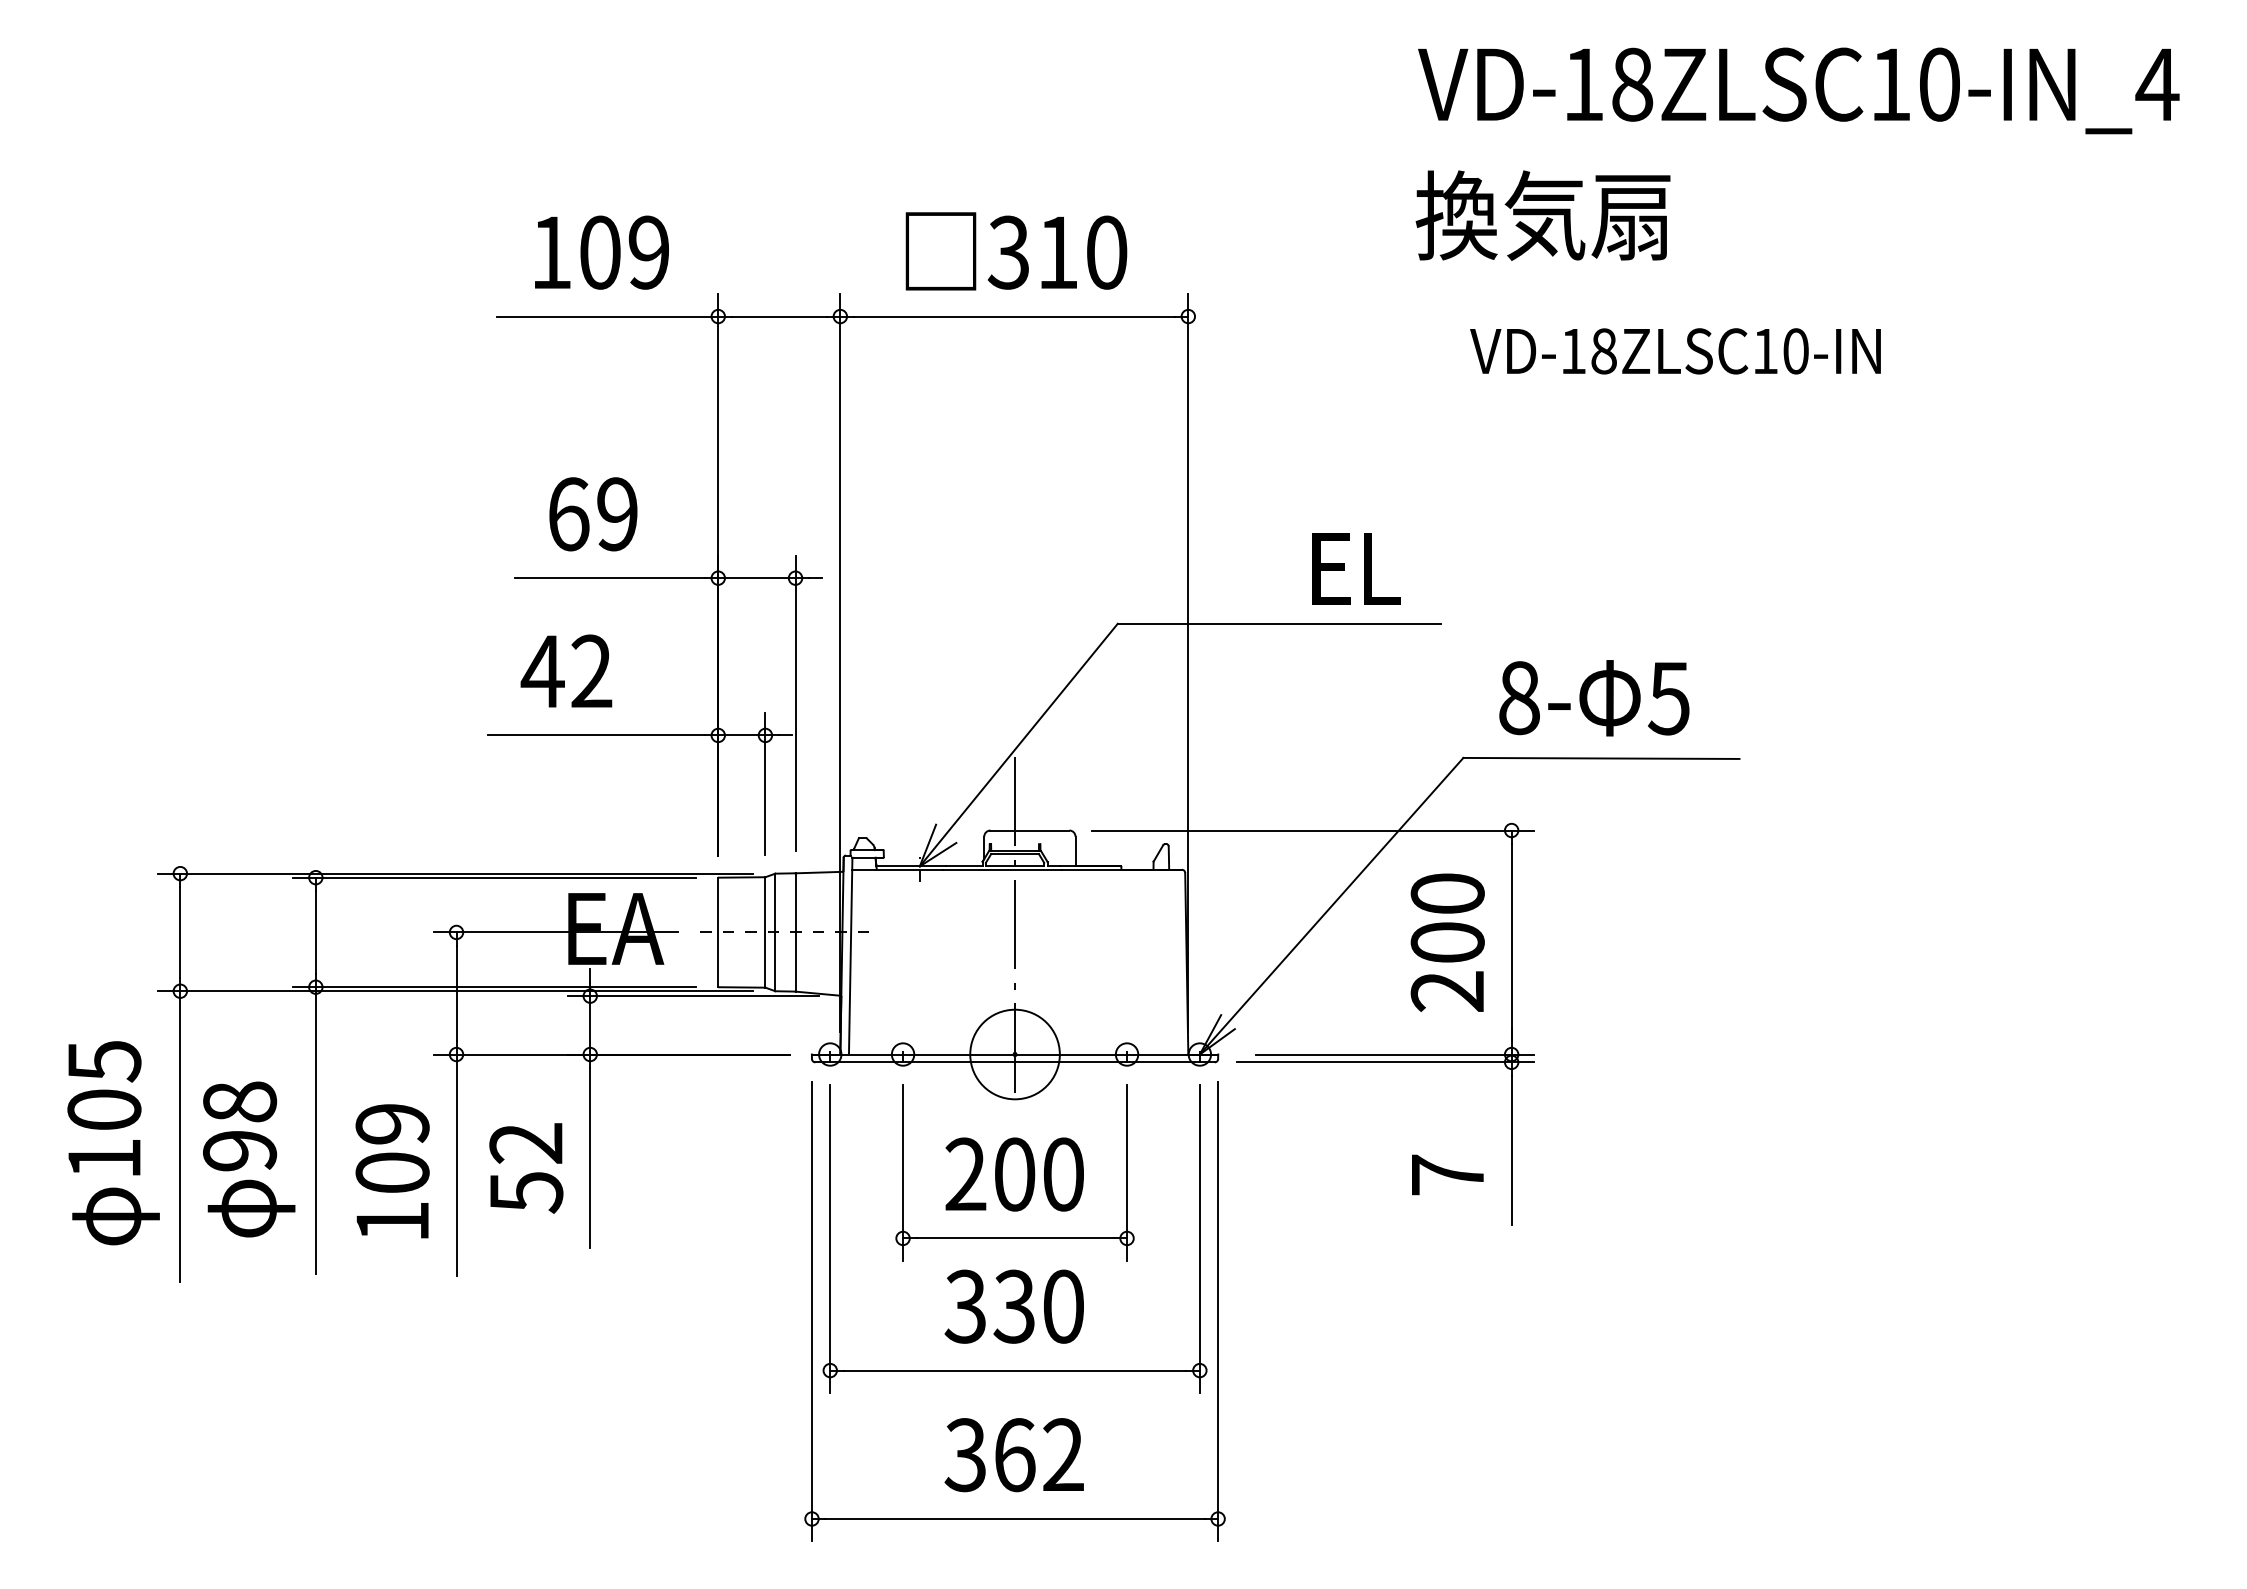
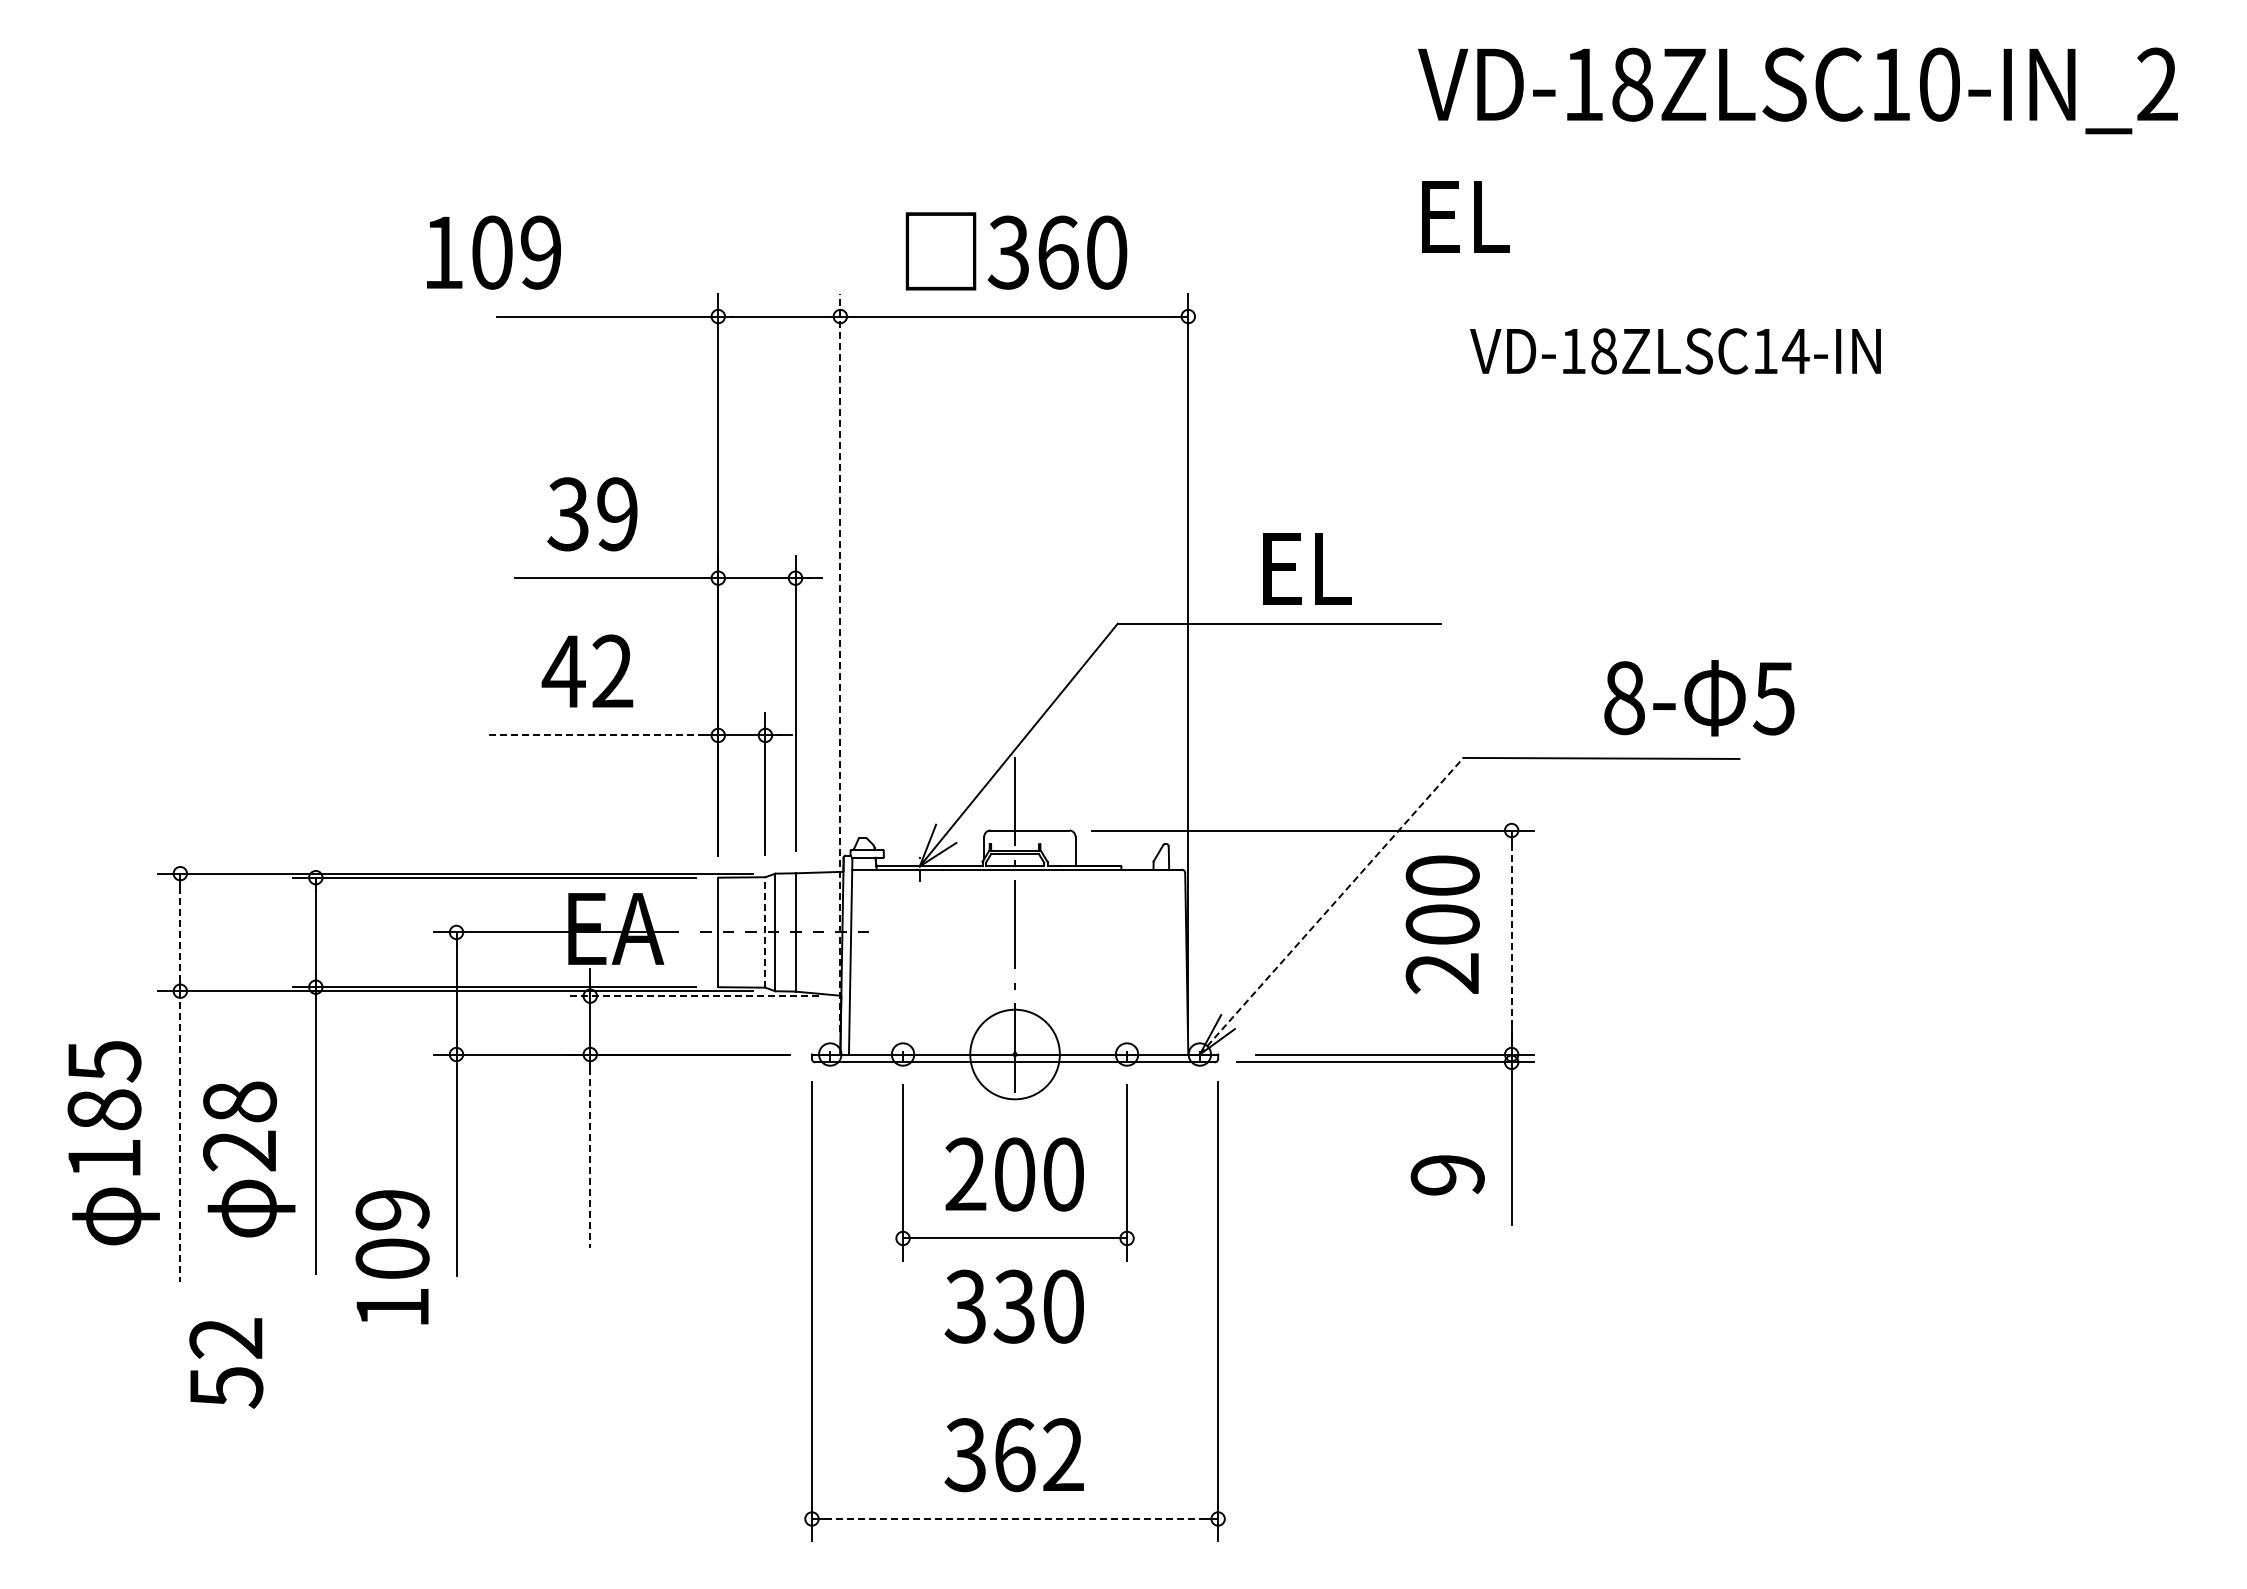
text: VD-18ZLSC10-IN_4 -> VD-18ZLSC10-IN_2 (2157, 83)
text: 換気扇 -> EL (1542, 215)
text position: (601, 252) -> (493, 252) (493, 252)
text: 310 -> 360 (1058, 252)
text: VD-18ZLSC10-IN -> VD-18ZLSC14-IN (1795, 351)
text: 69 -> 39 (568, 514)
text position: (1356, 568) -> (1307, 568) (1307, 568)
line: solid -> dashed (840, 663)
text position: (566, 670) -> (587, 670) (587, 670)
text position: (1594, 698) -> (1699, 698) (1699, 698)
line: solid -> dashed (596, 735)
line: solid -> dashed (1331, 905)
line: solid -> dashed (765, 931)
line: solid -> dashed (180, 932)
text position: (1447, 942) -> (1442, 924) (1442, 924)
line: solid -> dashed (1511, 942)
line: solid -> dashed (692, 996)
text: 105 -> 185 (104, 1109)
line: solid -> dashed (180, 1137)
text: 98 -> 28 (240, 1150)
line: solid -> dashed (590, 1157)
text position: (526, 1168) -> (226, 1363) (226, 1363)
text position: (392, 1171) -> (392, 1257) (392, 1257)
text: 7 -> 9 (1447, 1174)
part: present -> none (1014, 1370)
line: solid -> dashed (1015, 1518)
